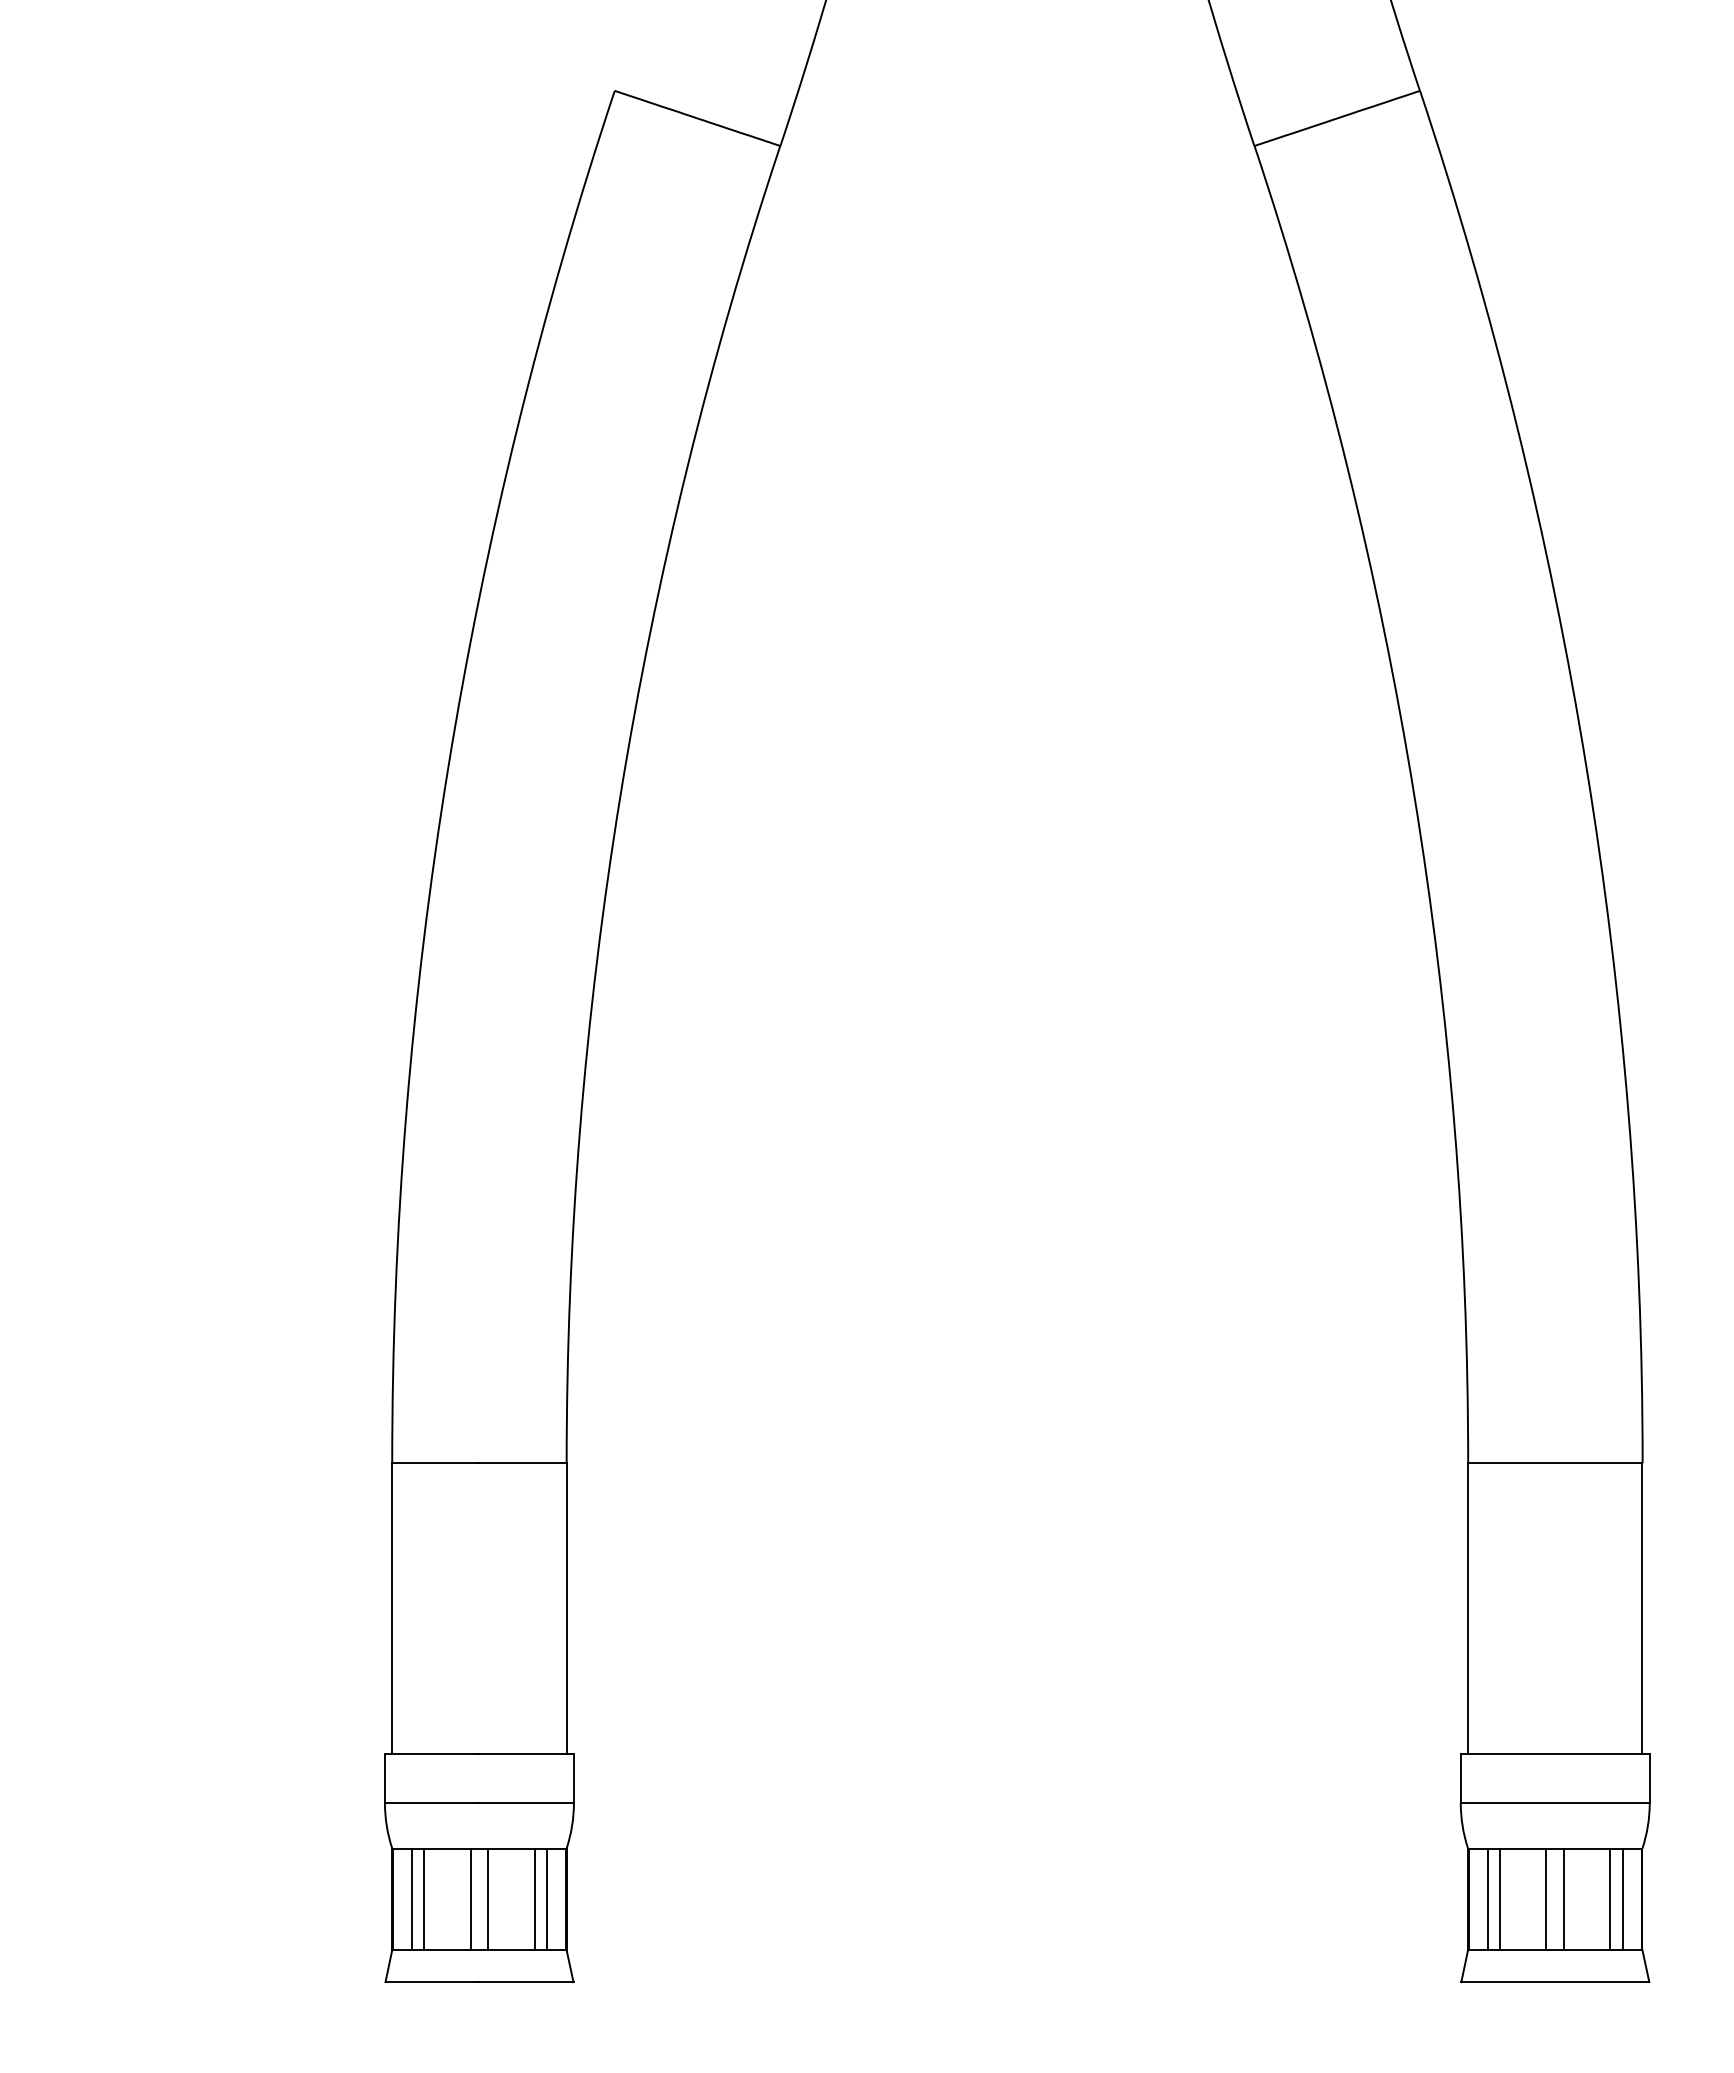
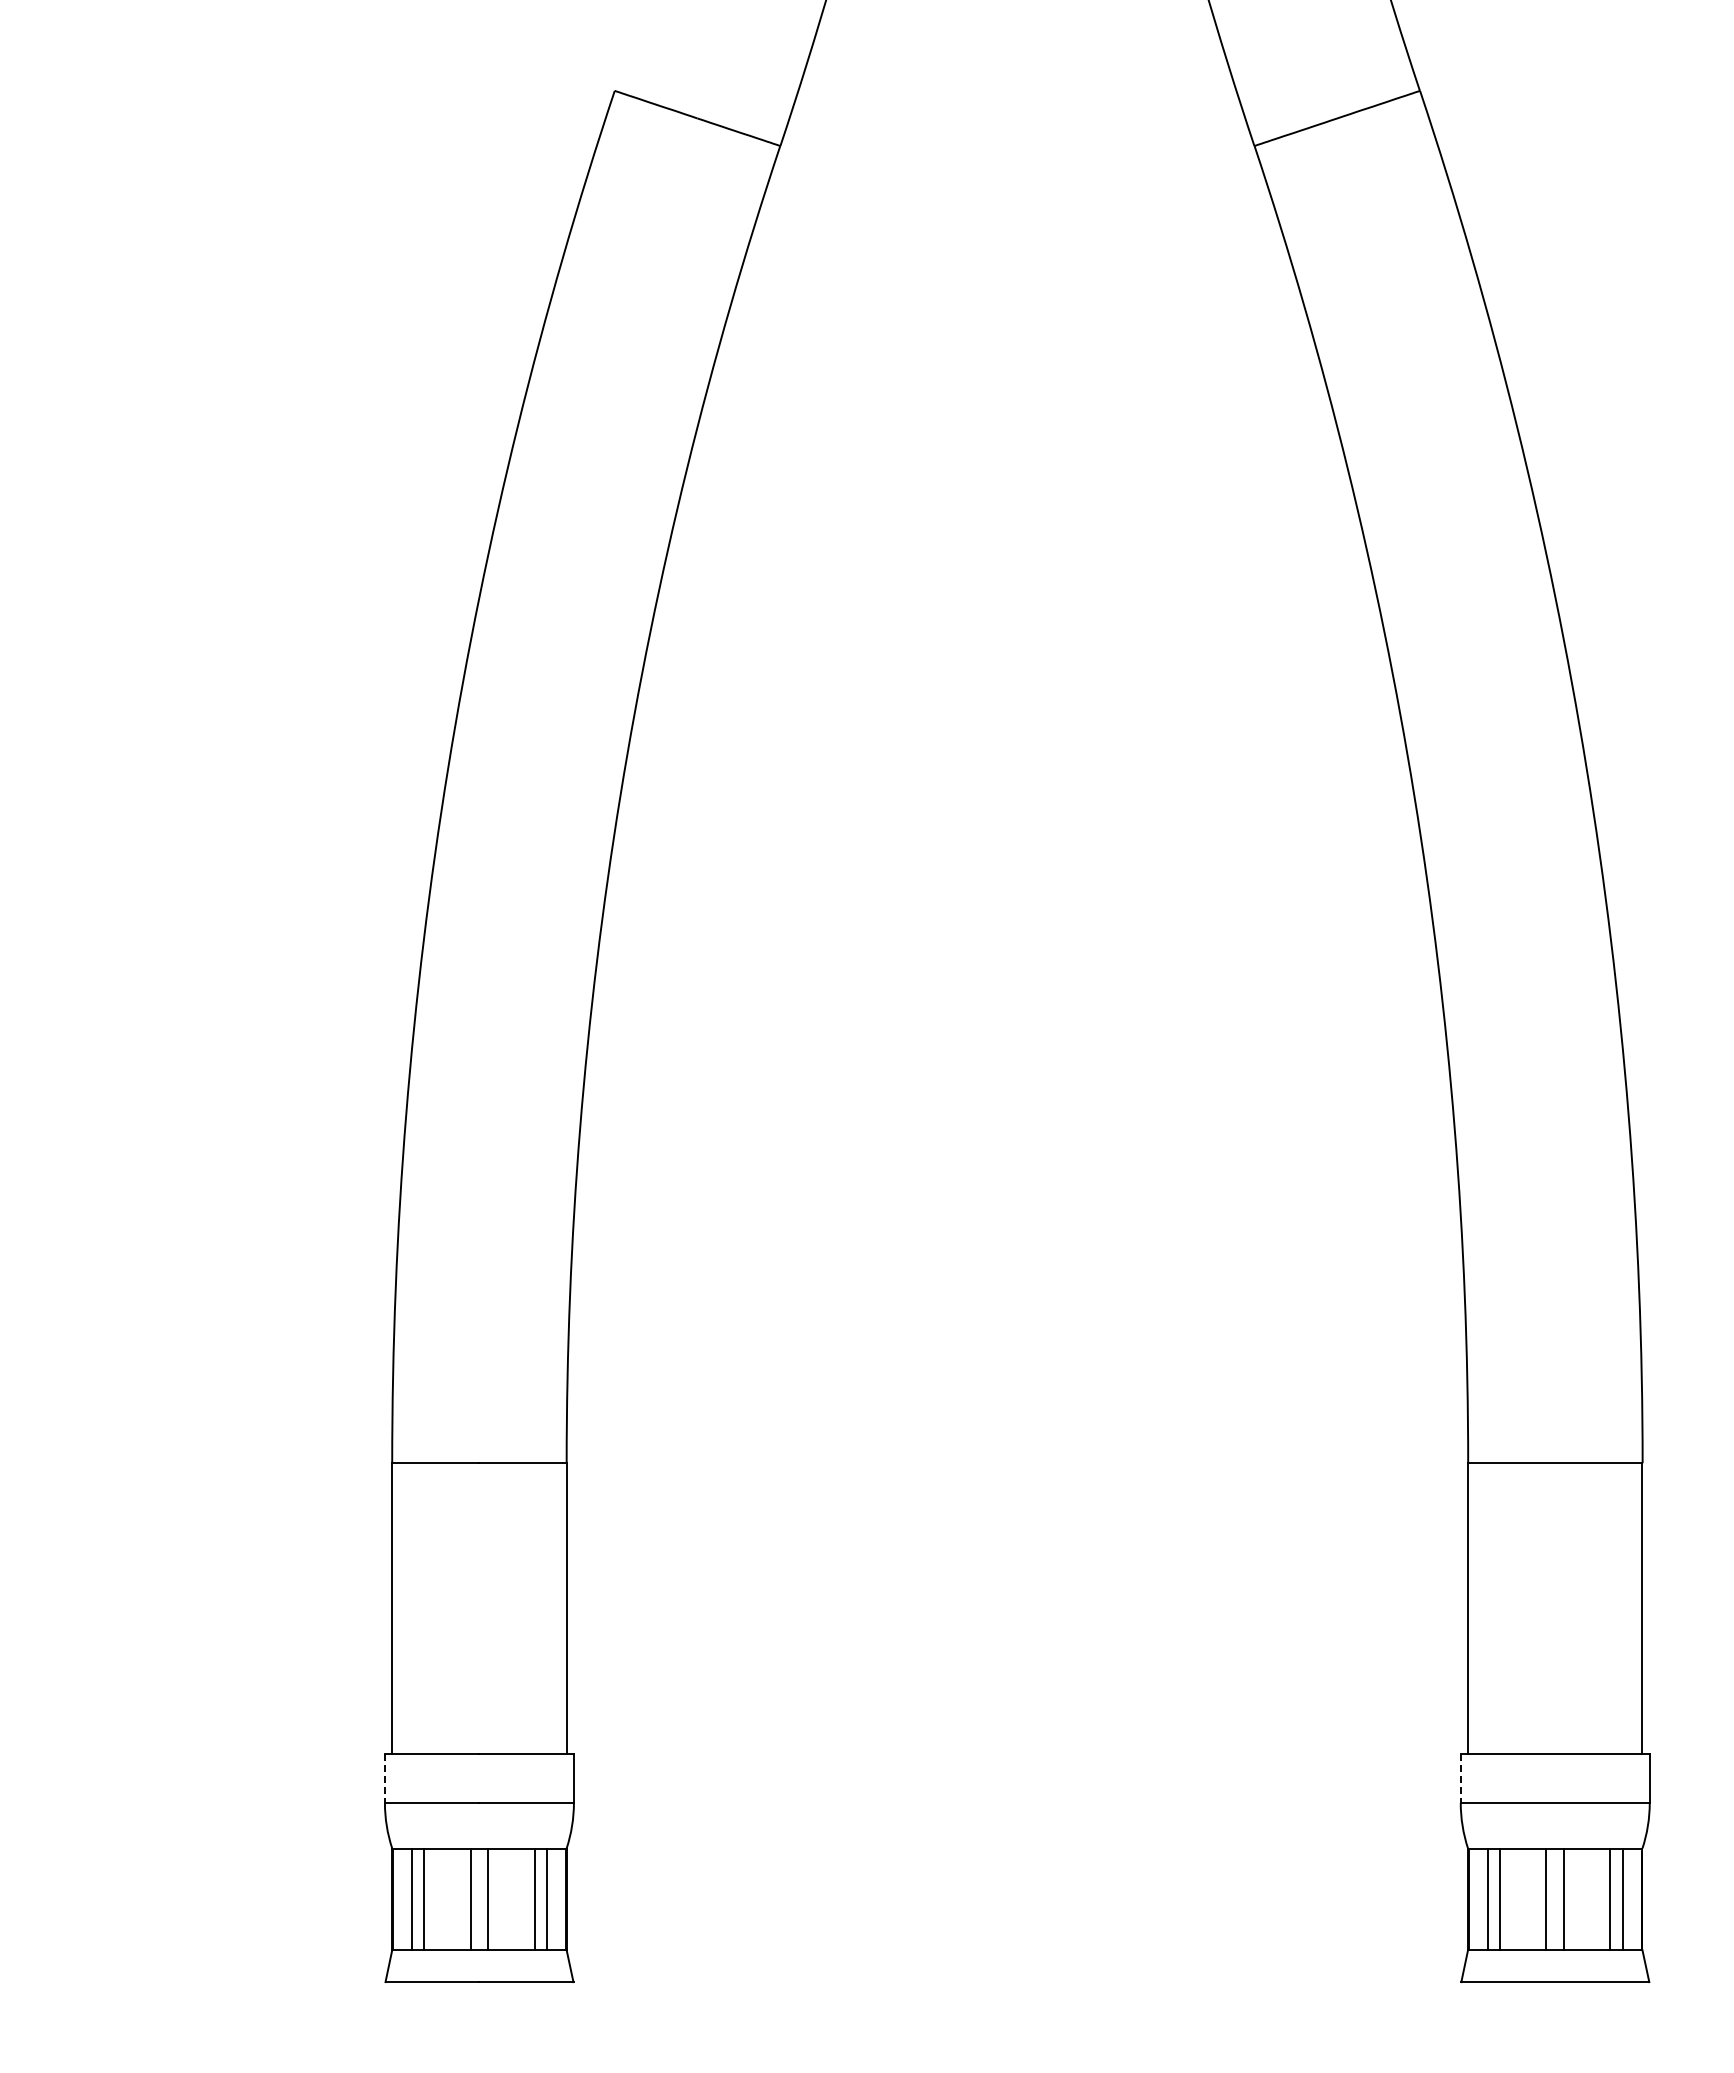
line: solid -> dashed (384, 1779)
line: solid -> dashed (1460, 1779)
